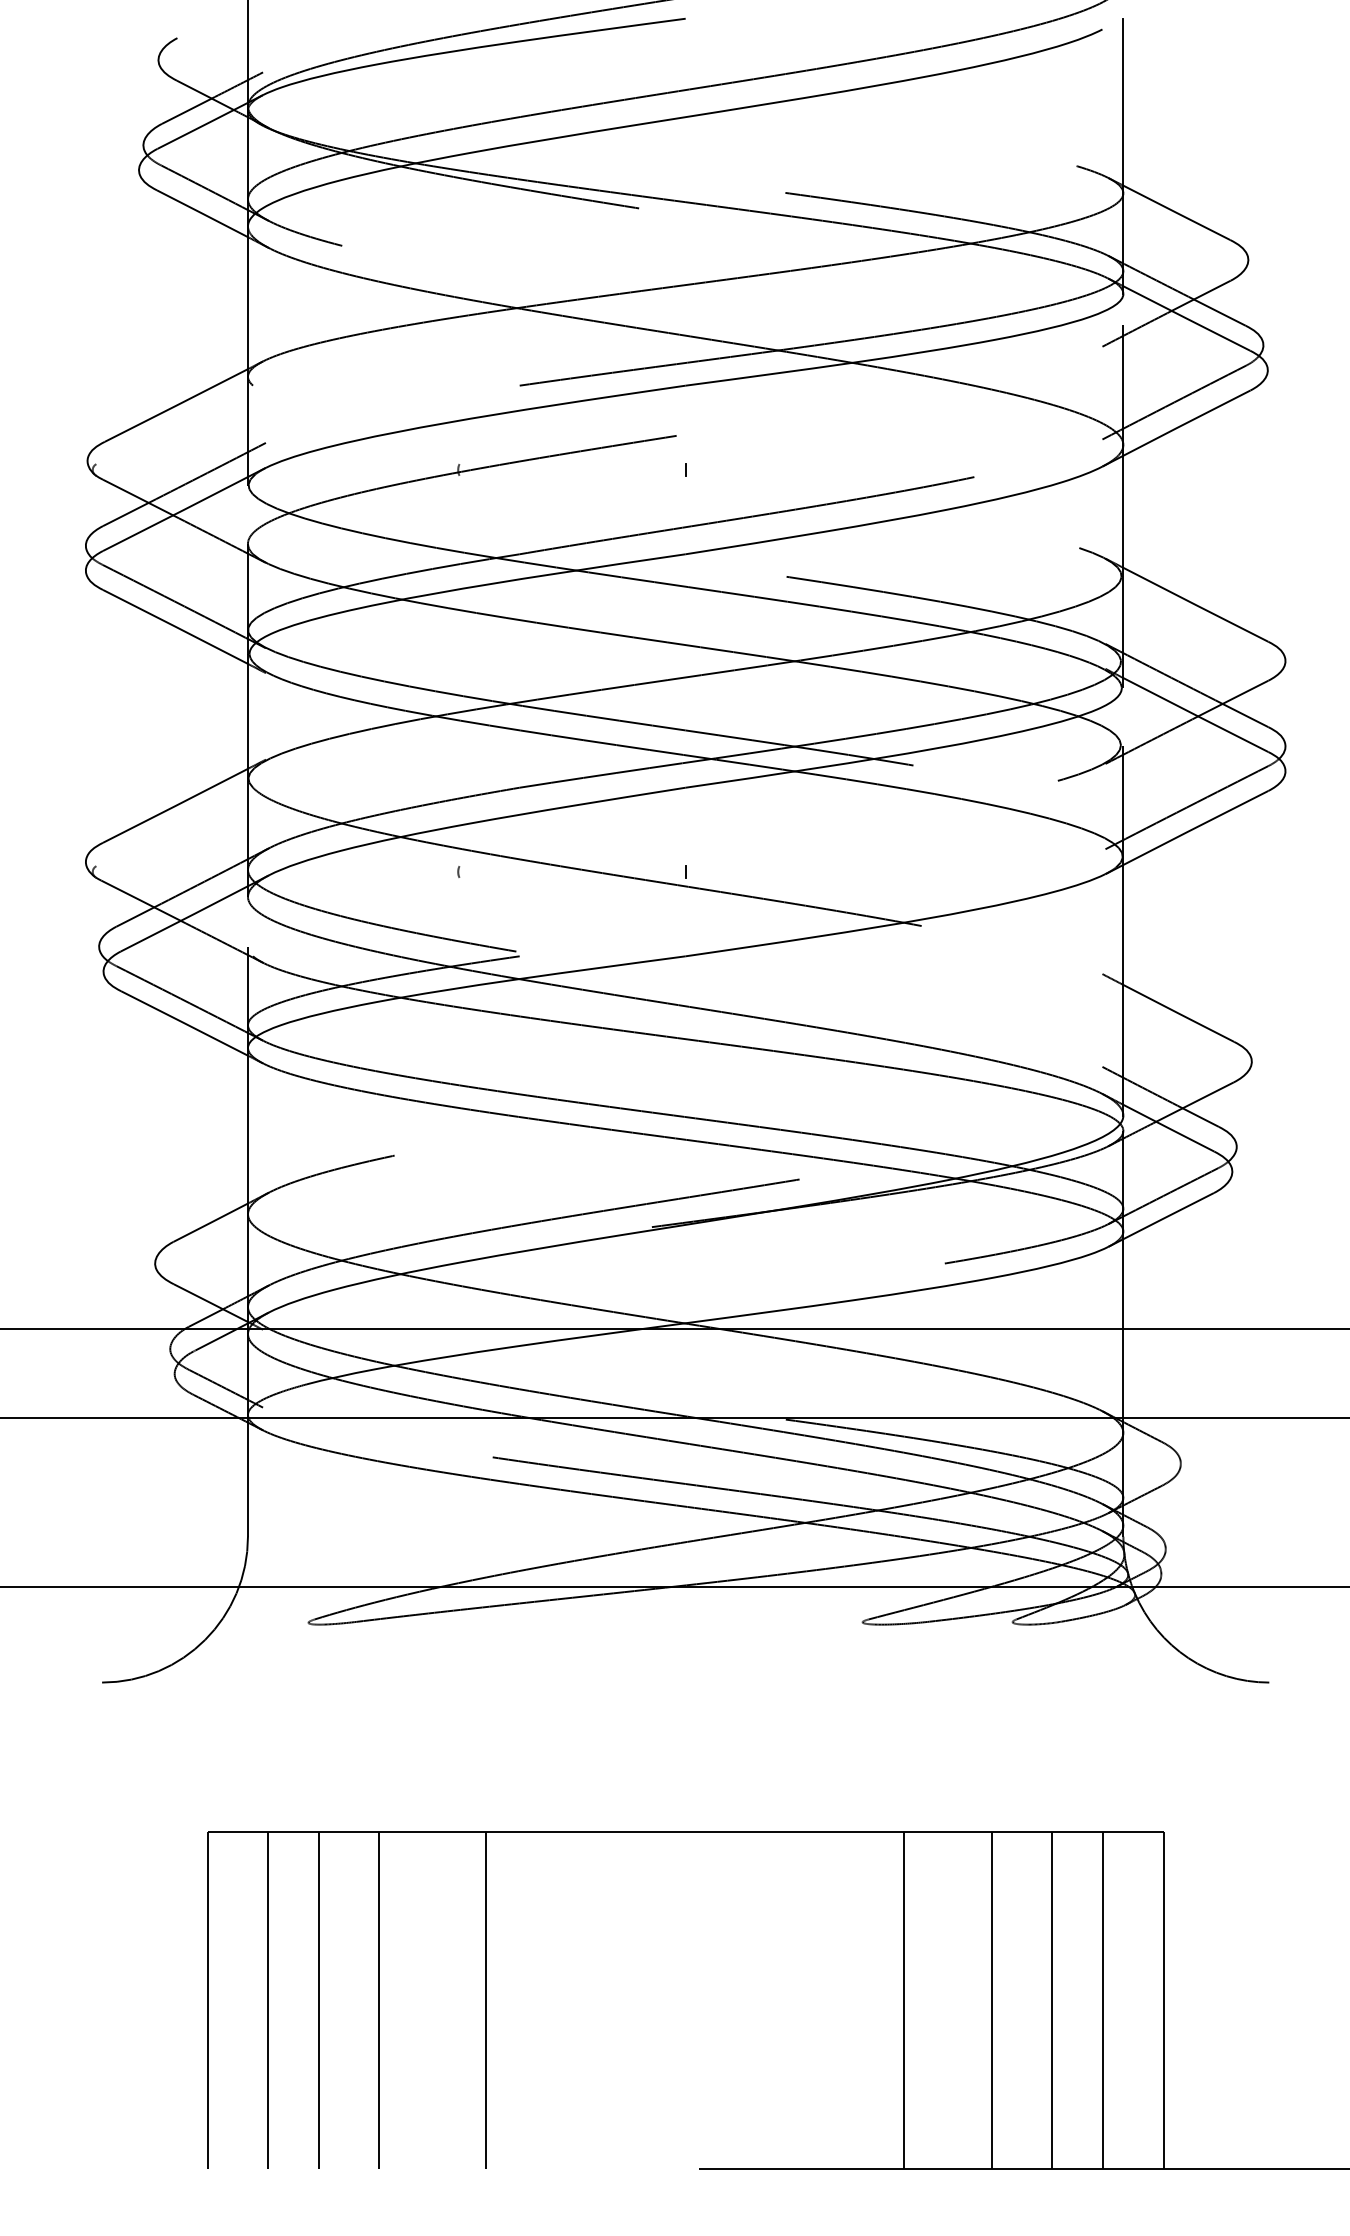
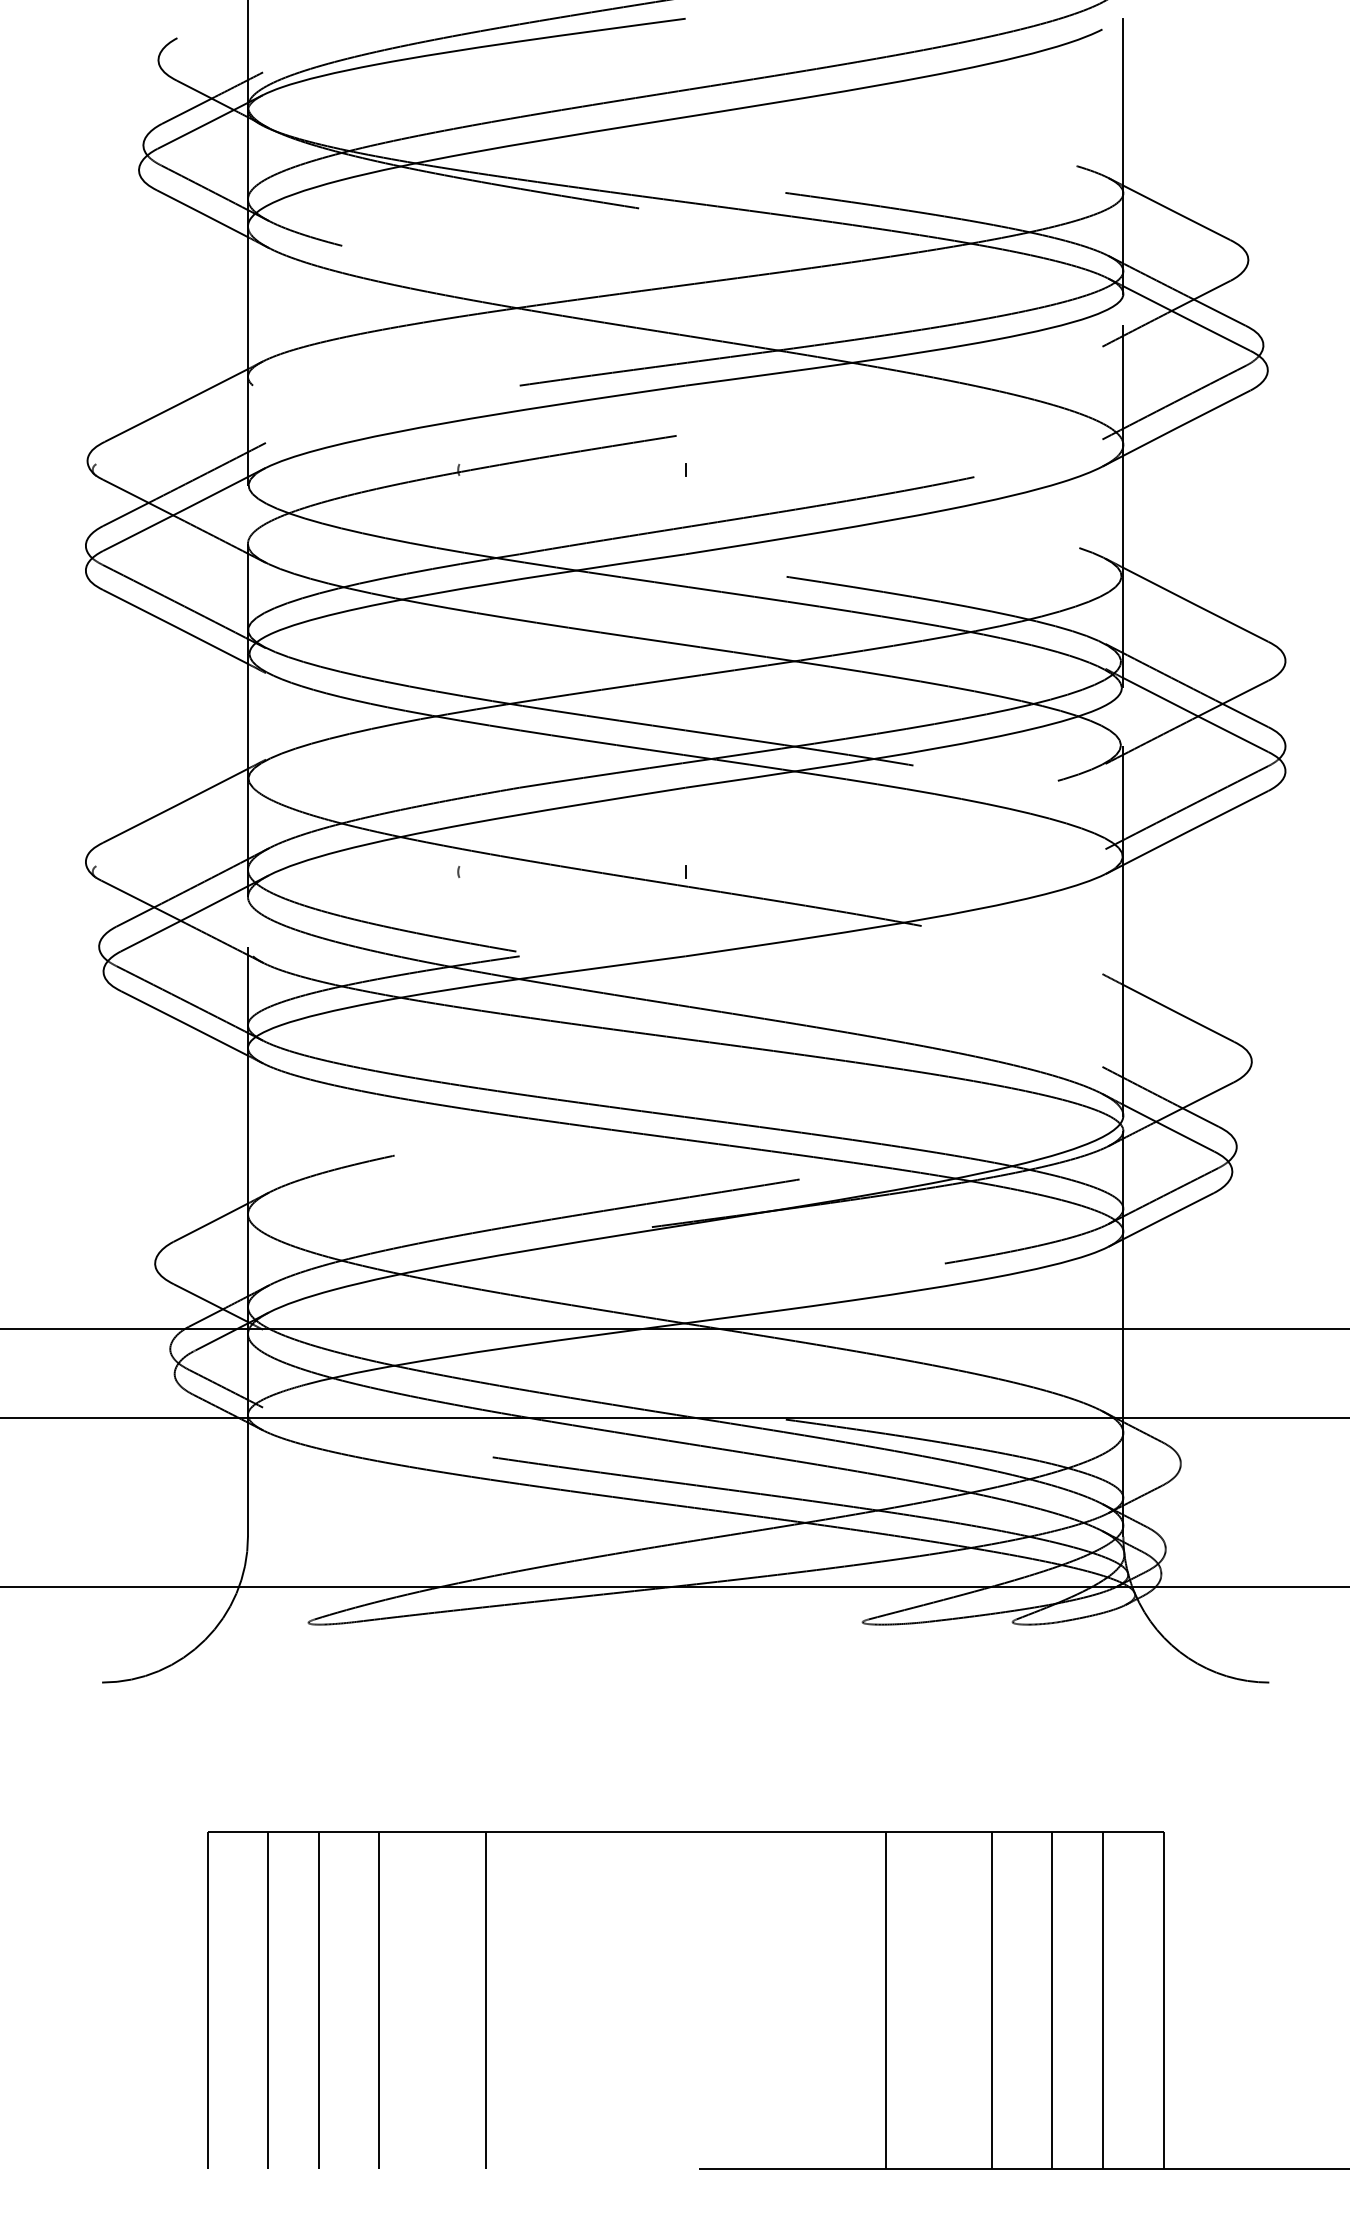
line position: (903, 1999) -> (885, 1999) (885, 1999)
